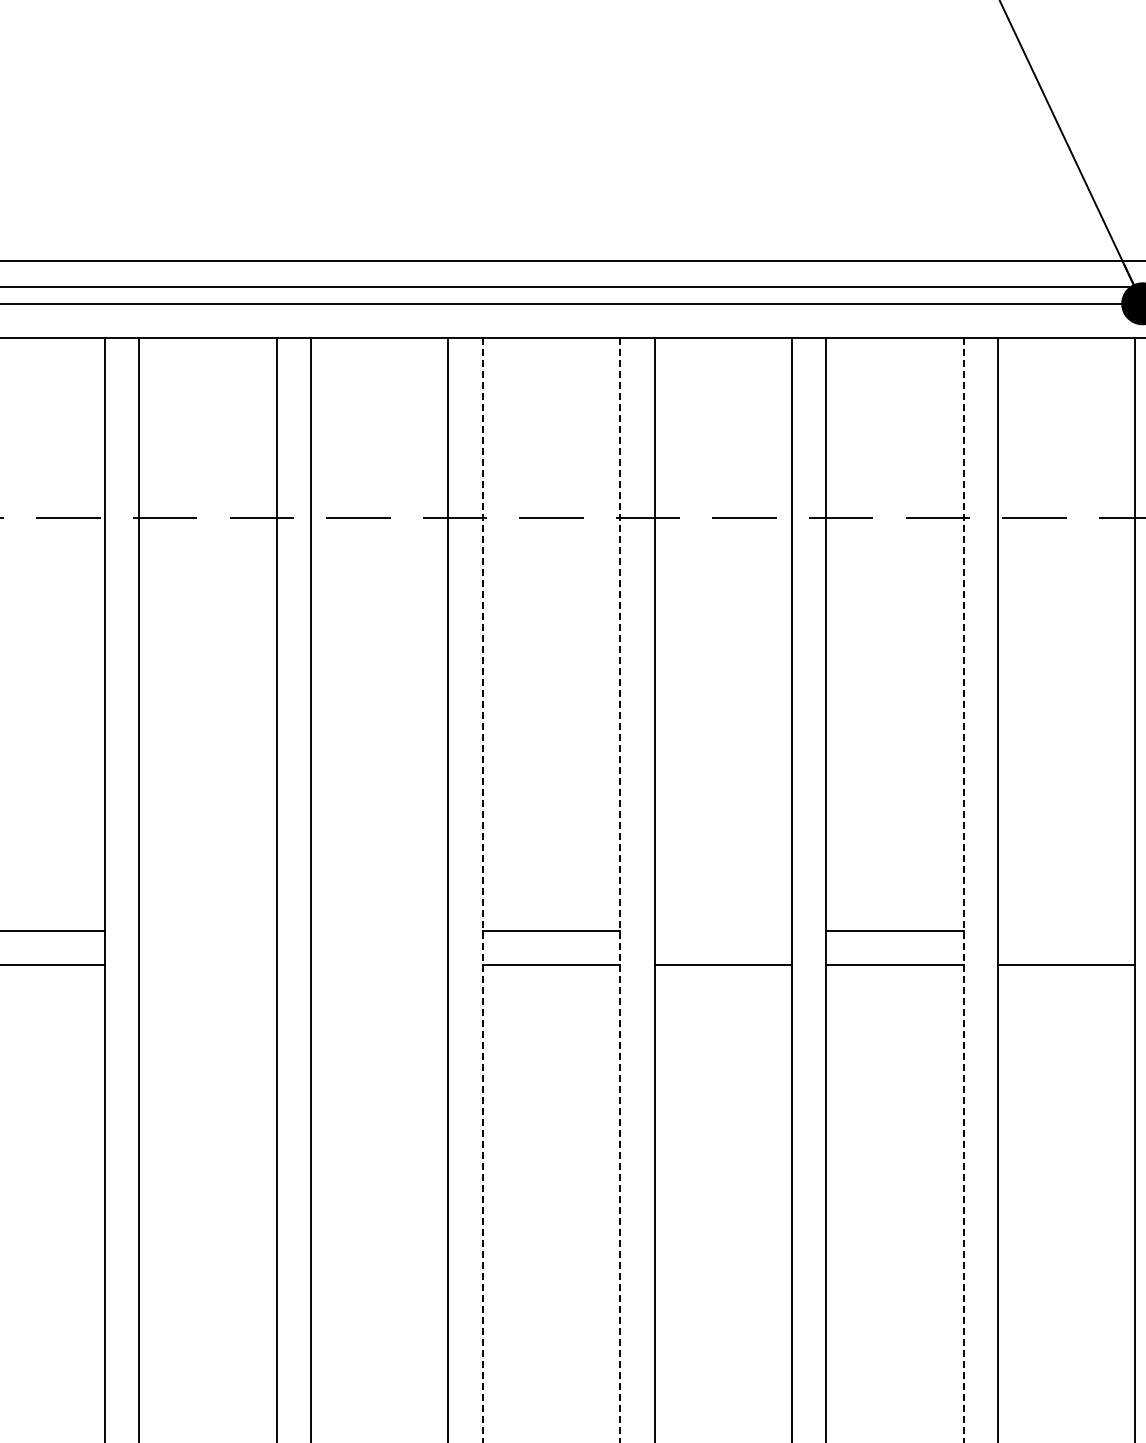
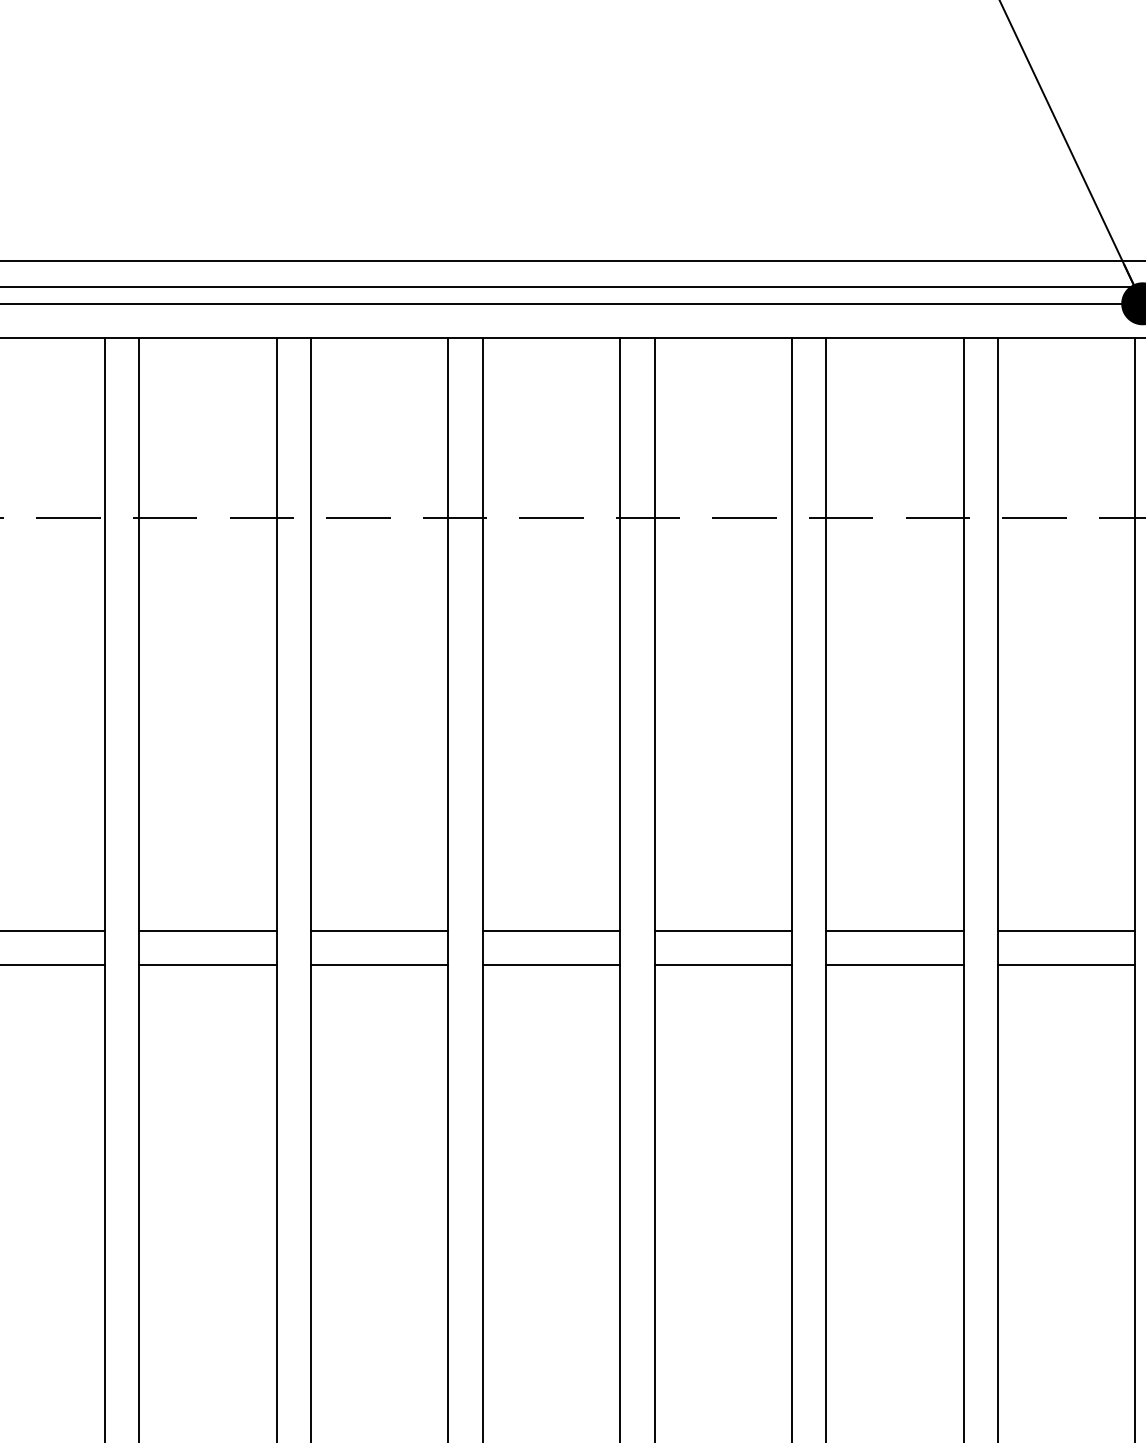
line: dashed -> solid (482, 891)
line: dashed -> solid (620, 891)
line: dashed -> solid (963, 891)
line: none -> present (207, 930)
line: none -> present (379, 930)
line: none -> present (722, 930)
line: none -> present (1066, 930)
line: none -> present (207, 964)
line: none -> present (379, 964)
